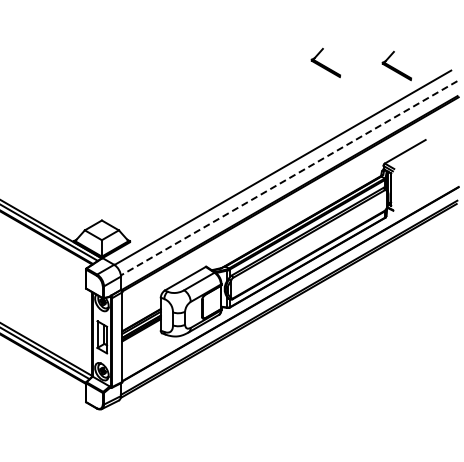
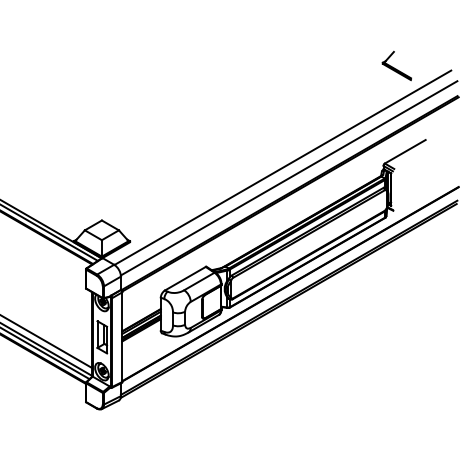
part: present -> none (325, 62)
line: dashed -> solid (288, 178)
line: none -> present (47, 342)
